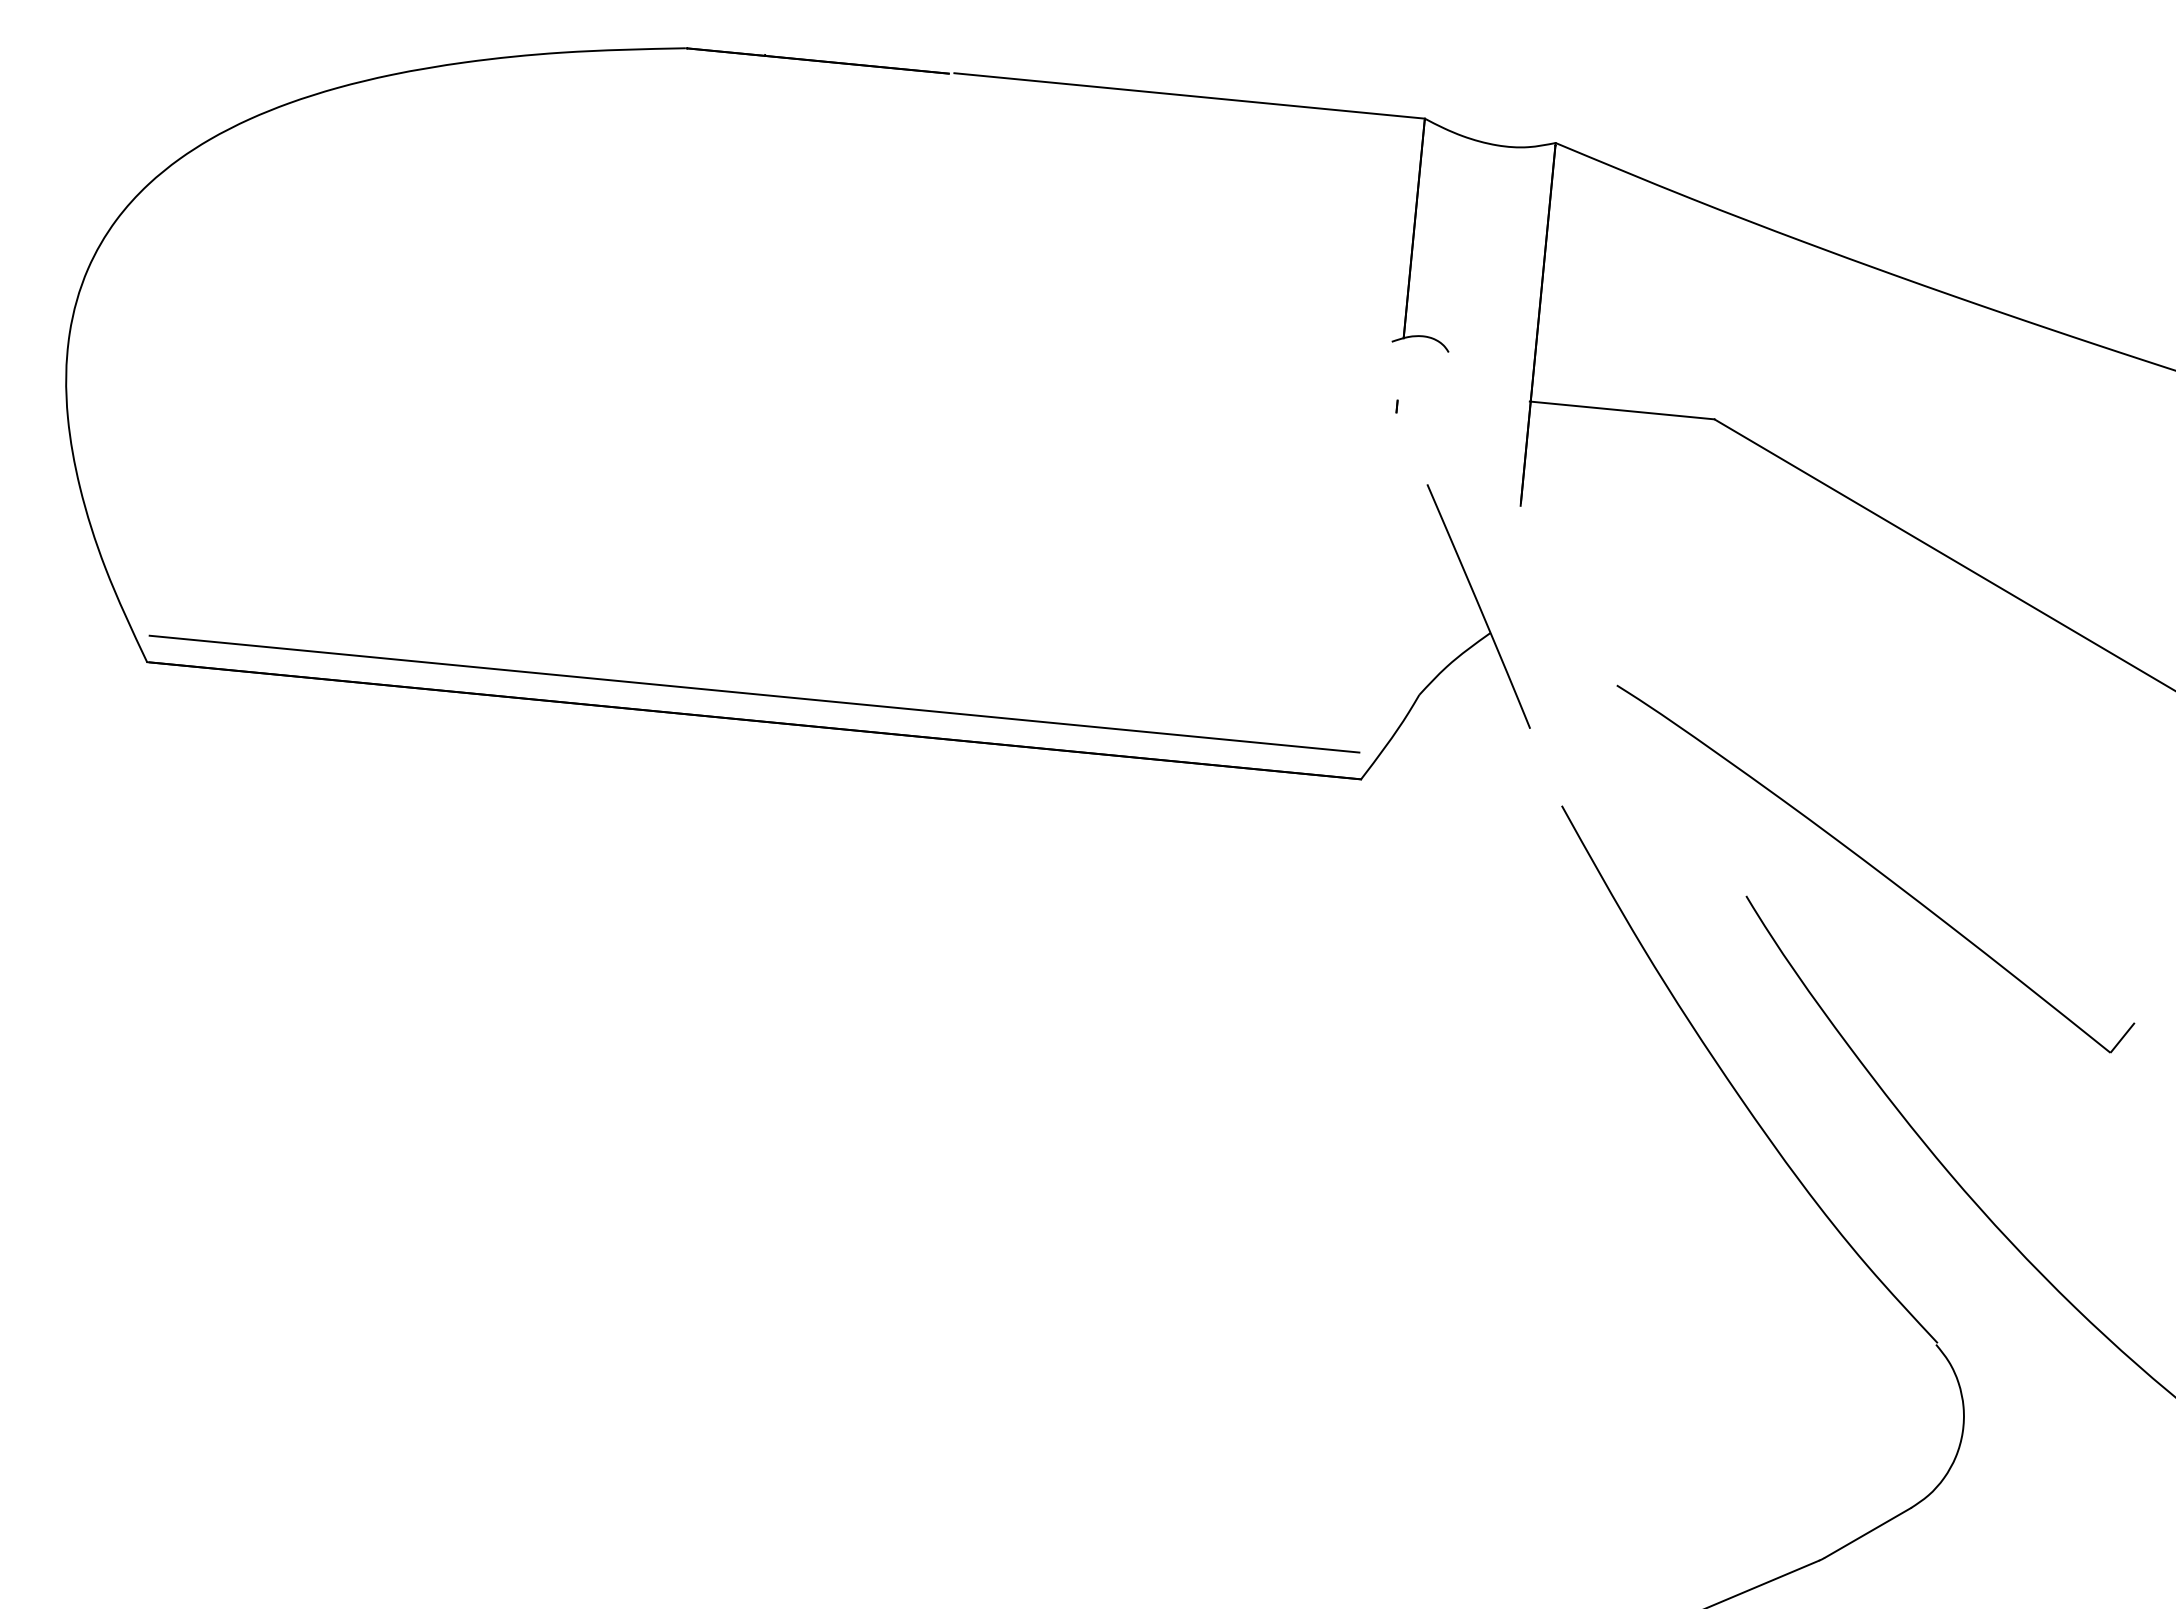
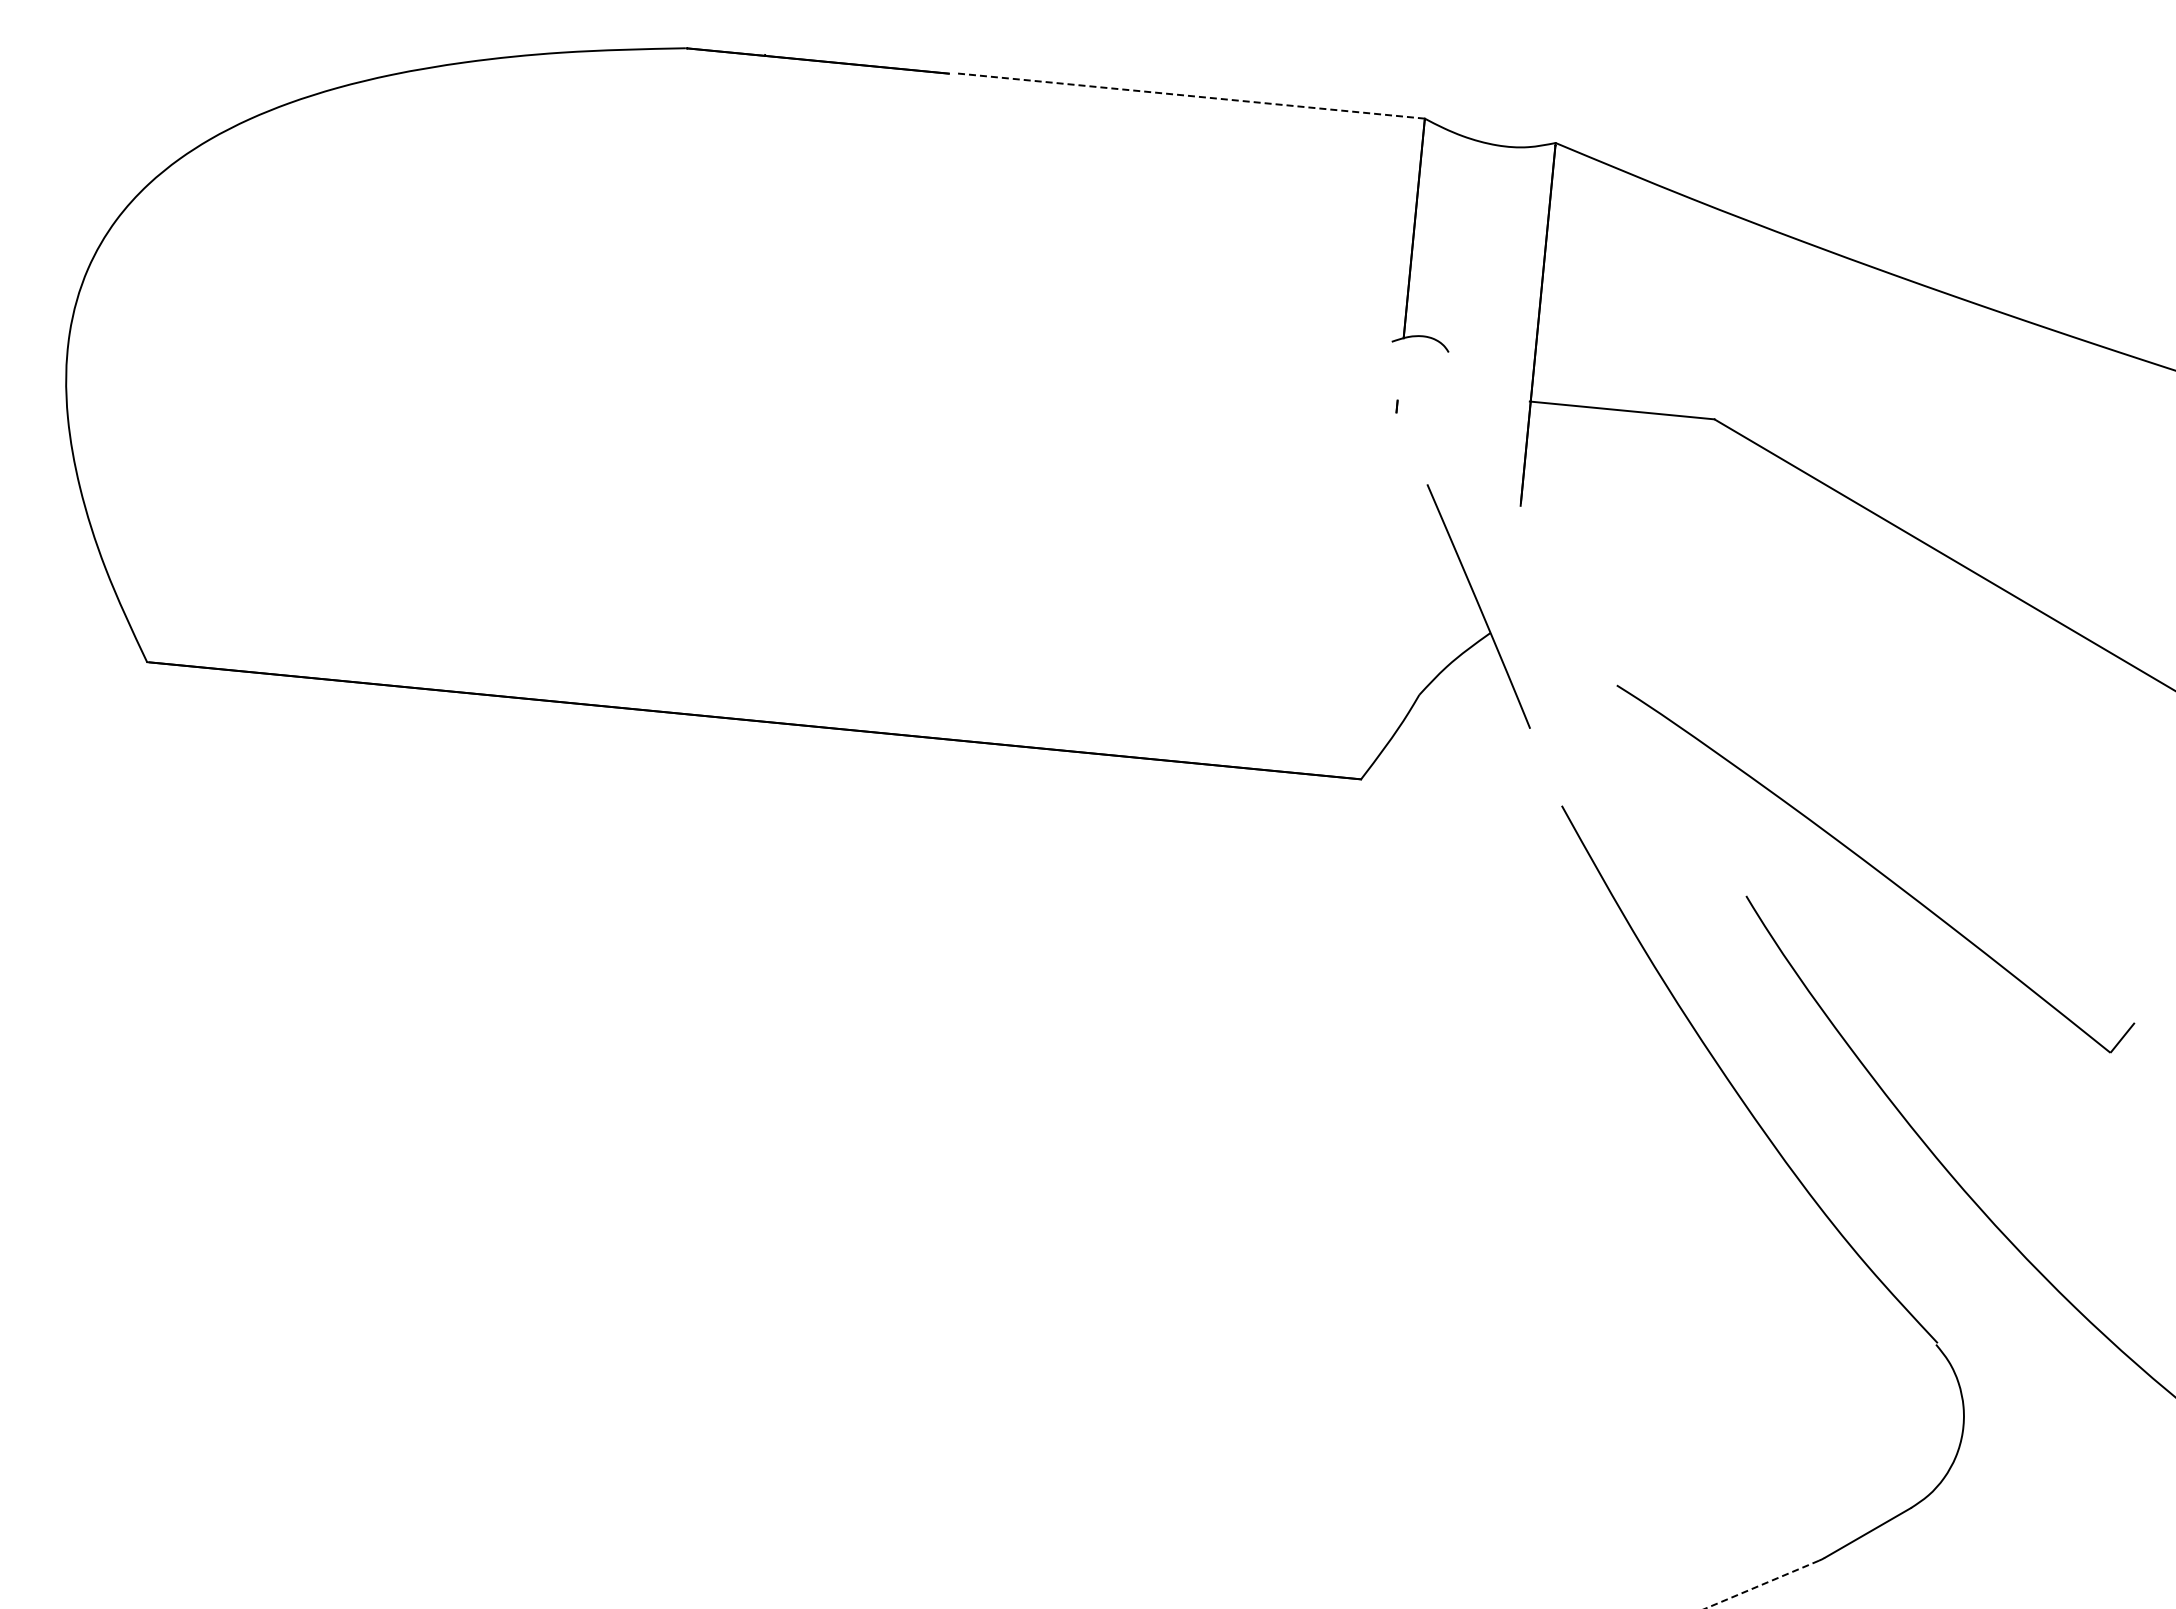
line: solid -> dashed (1189, 95)
line: present -> none (754, 693)
line: solid -> dashed (1762, 1584)
